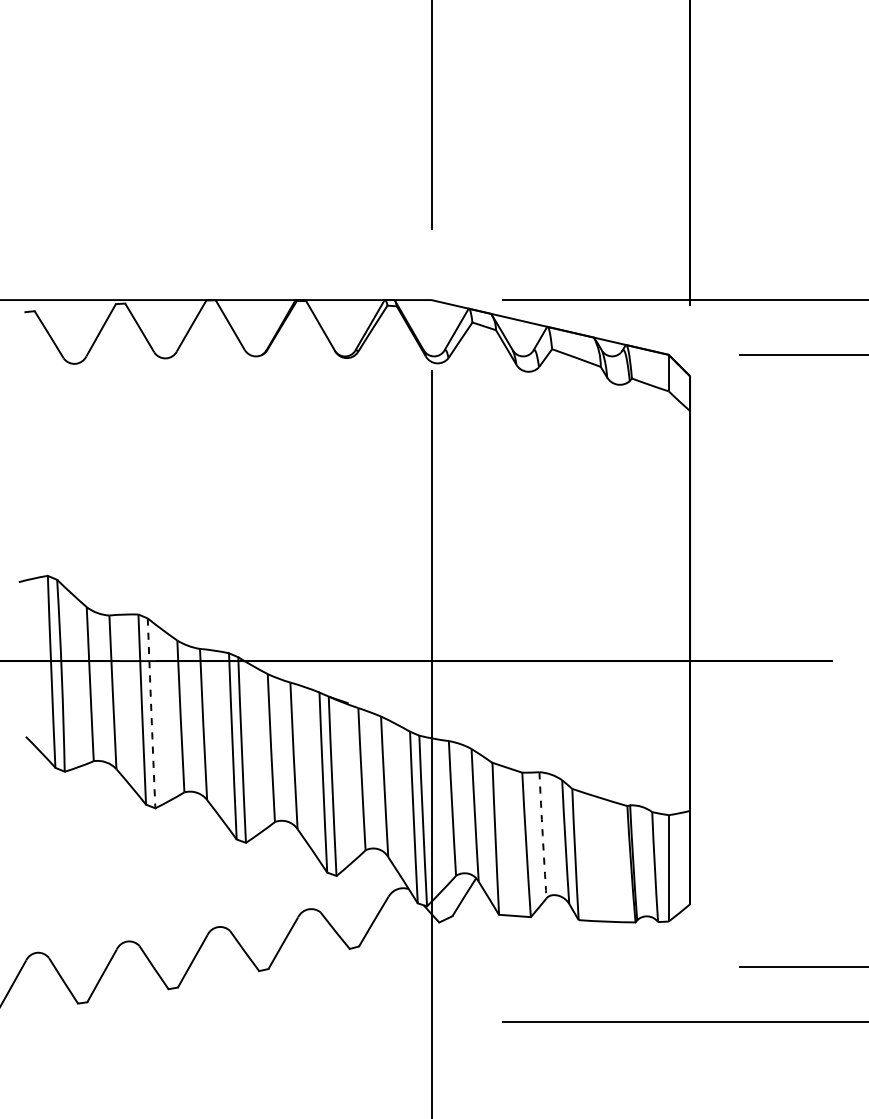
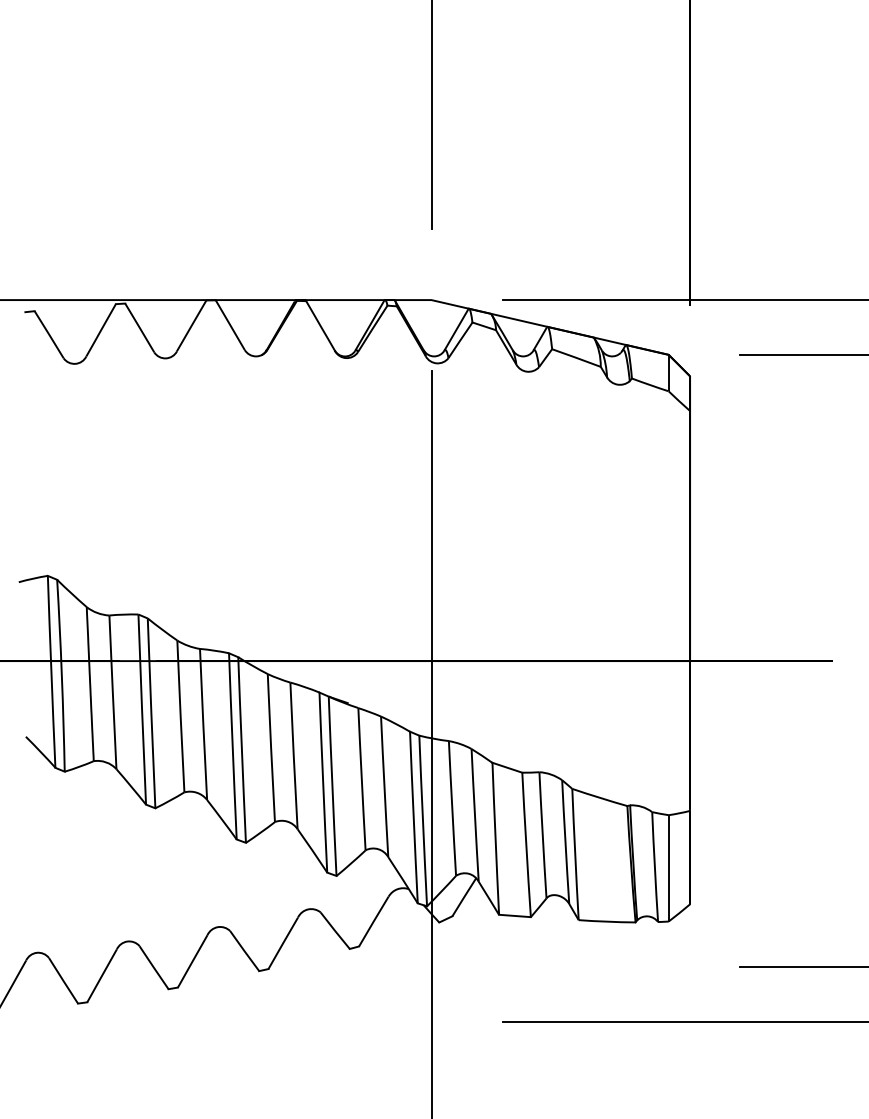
arc: dashed -> solid (151, 713)
arc: dashed -> solid (542, 835)
